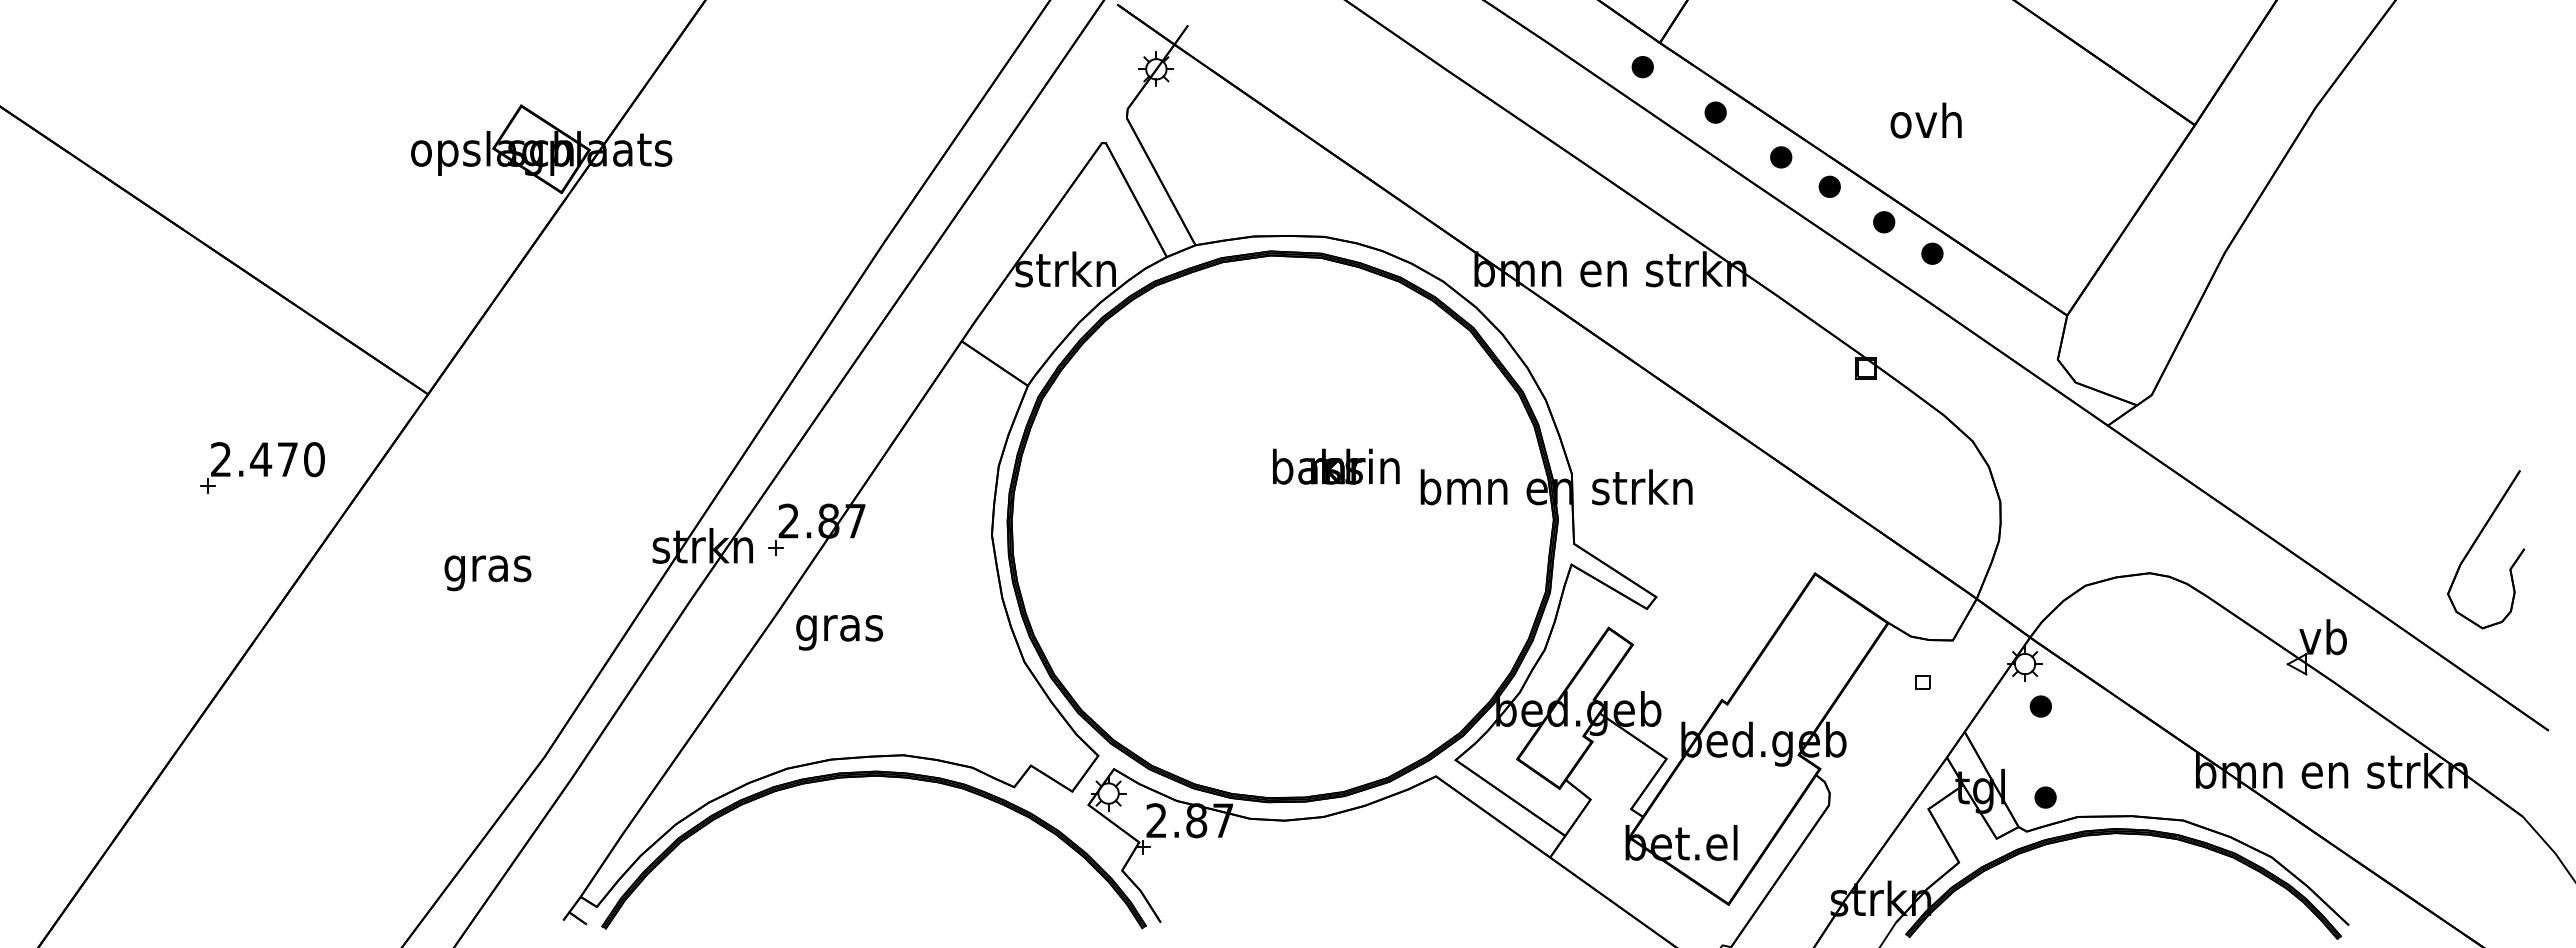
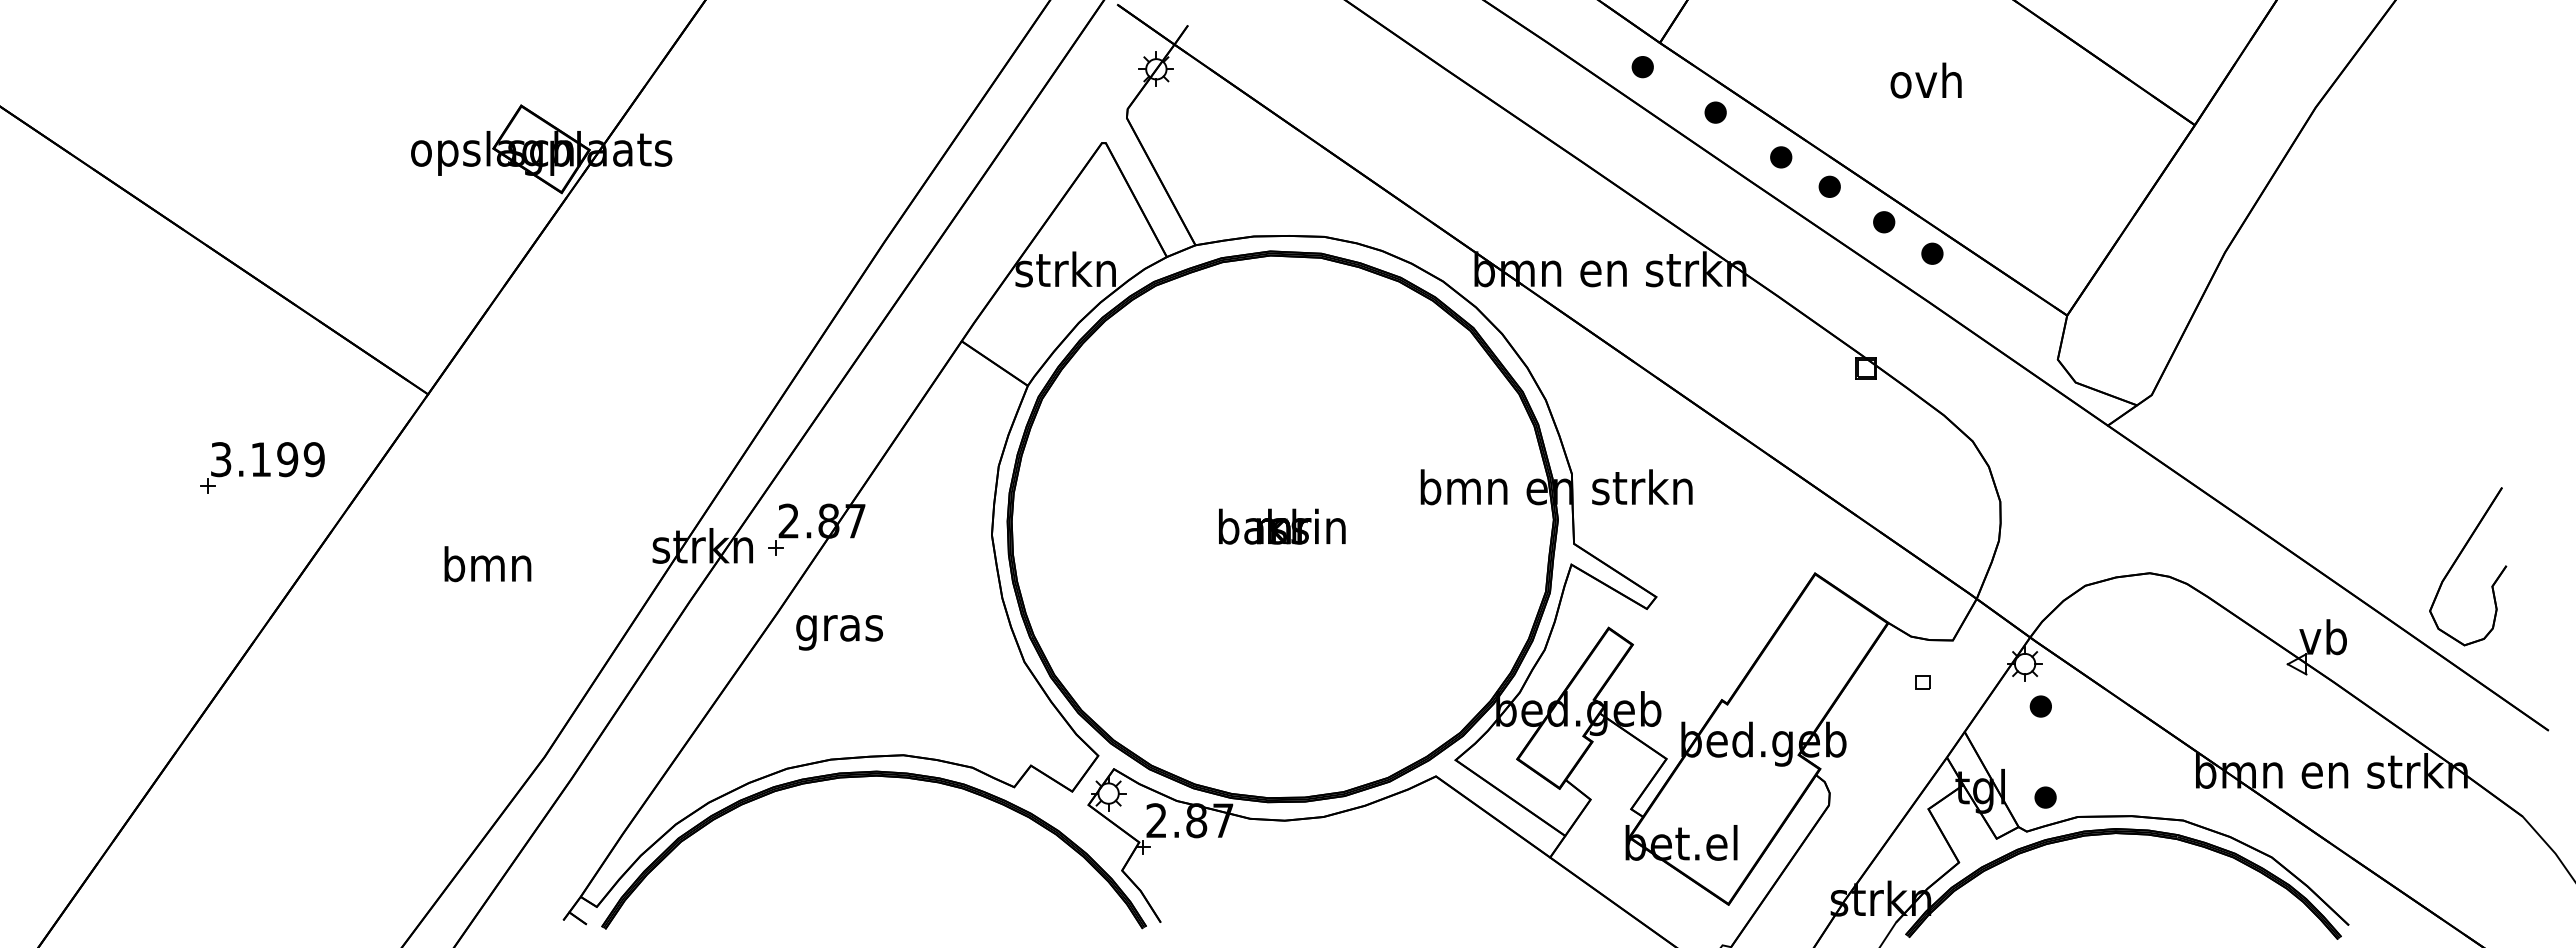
text position: (1925, 120) -> (1925, 80) (1925, 80)
text: 2.470 -> 3.199 (267, 459)
text position: (1336, 466) -> (1282, 526) (1282, 526)
part position: (2475, 543) -> (2457, 560) (2457, 560)
text: gras -> bmn (487, 568)
